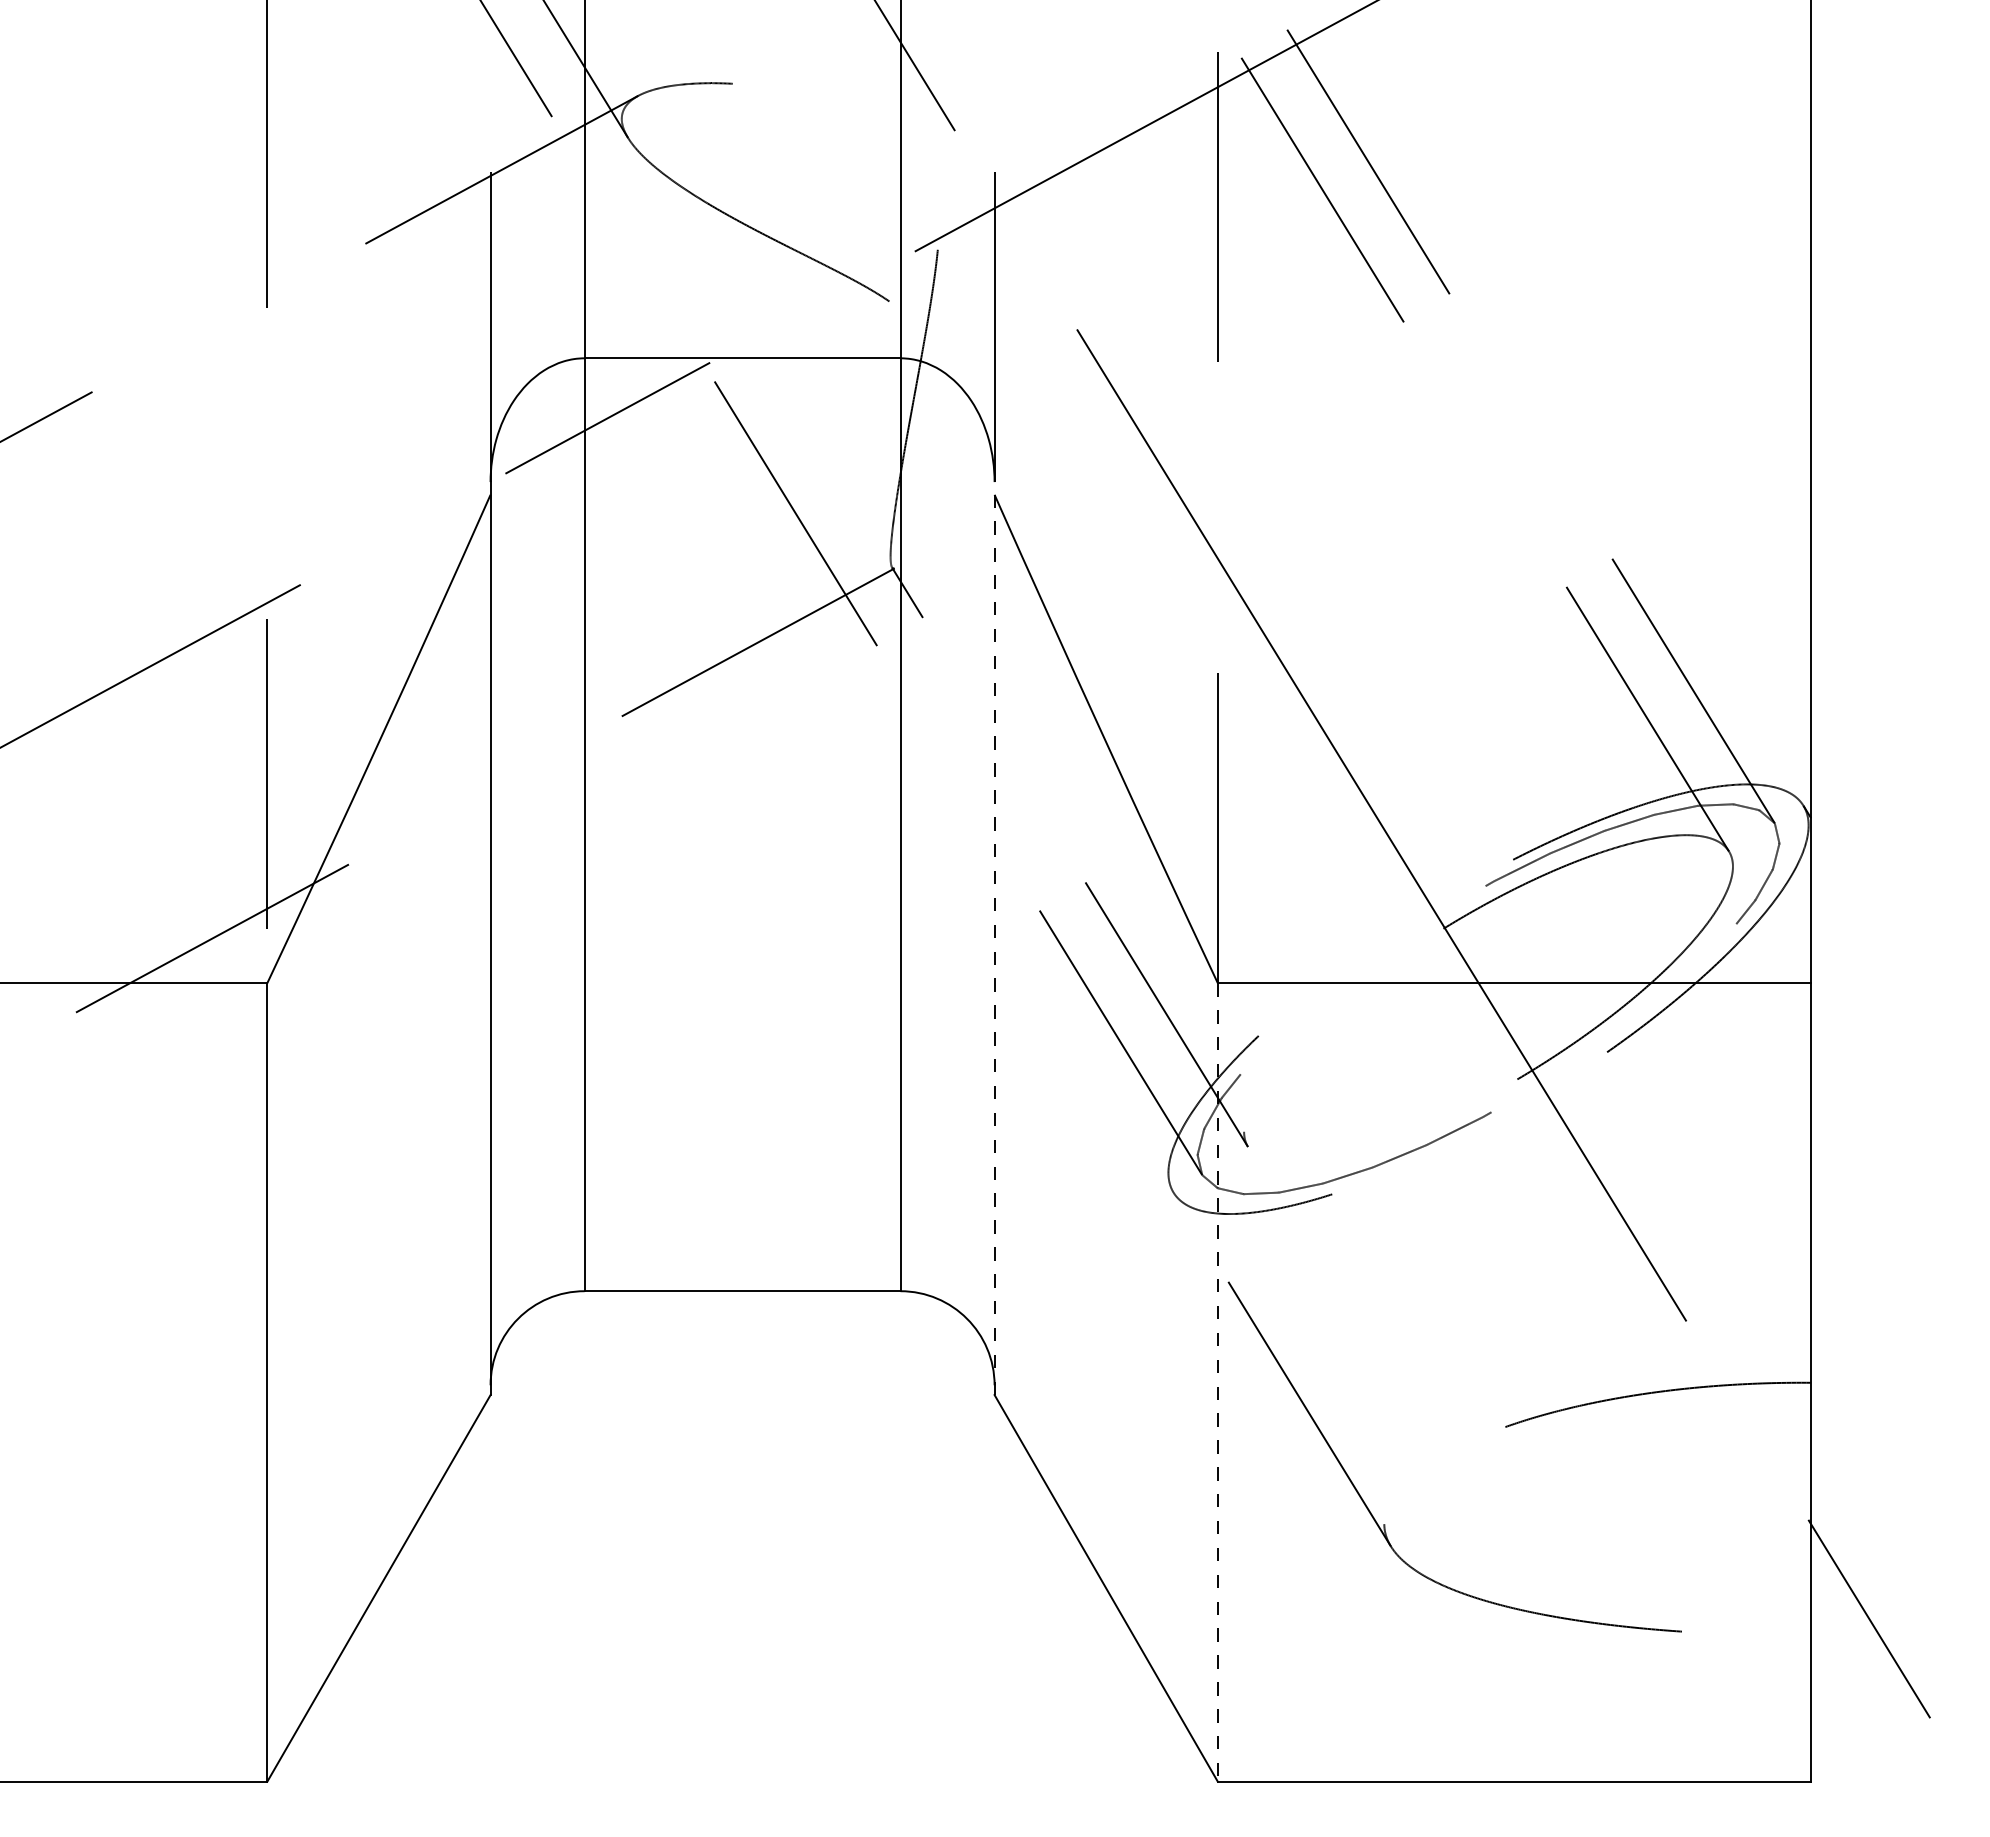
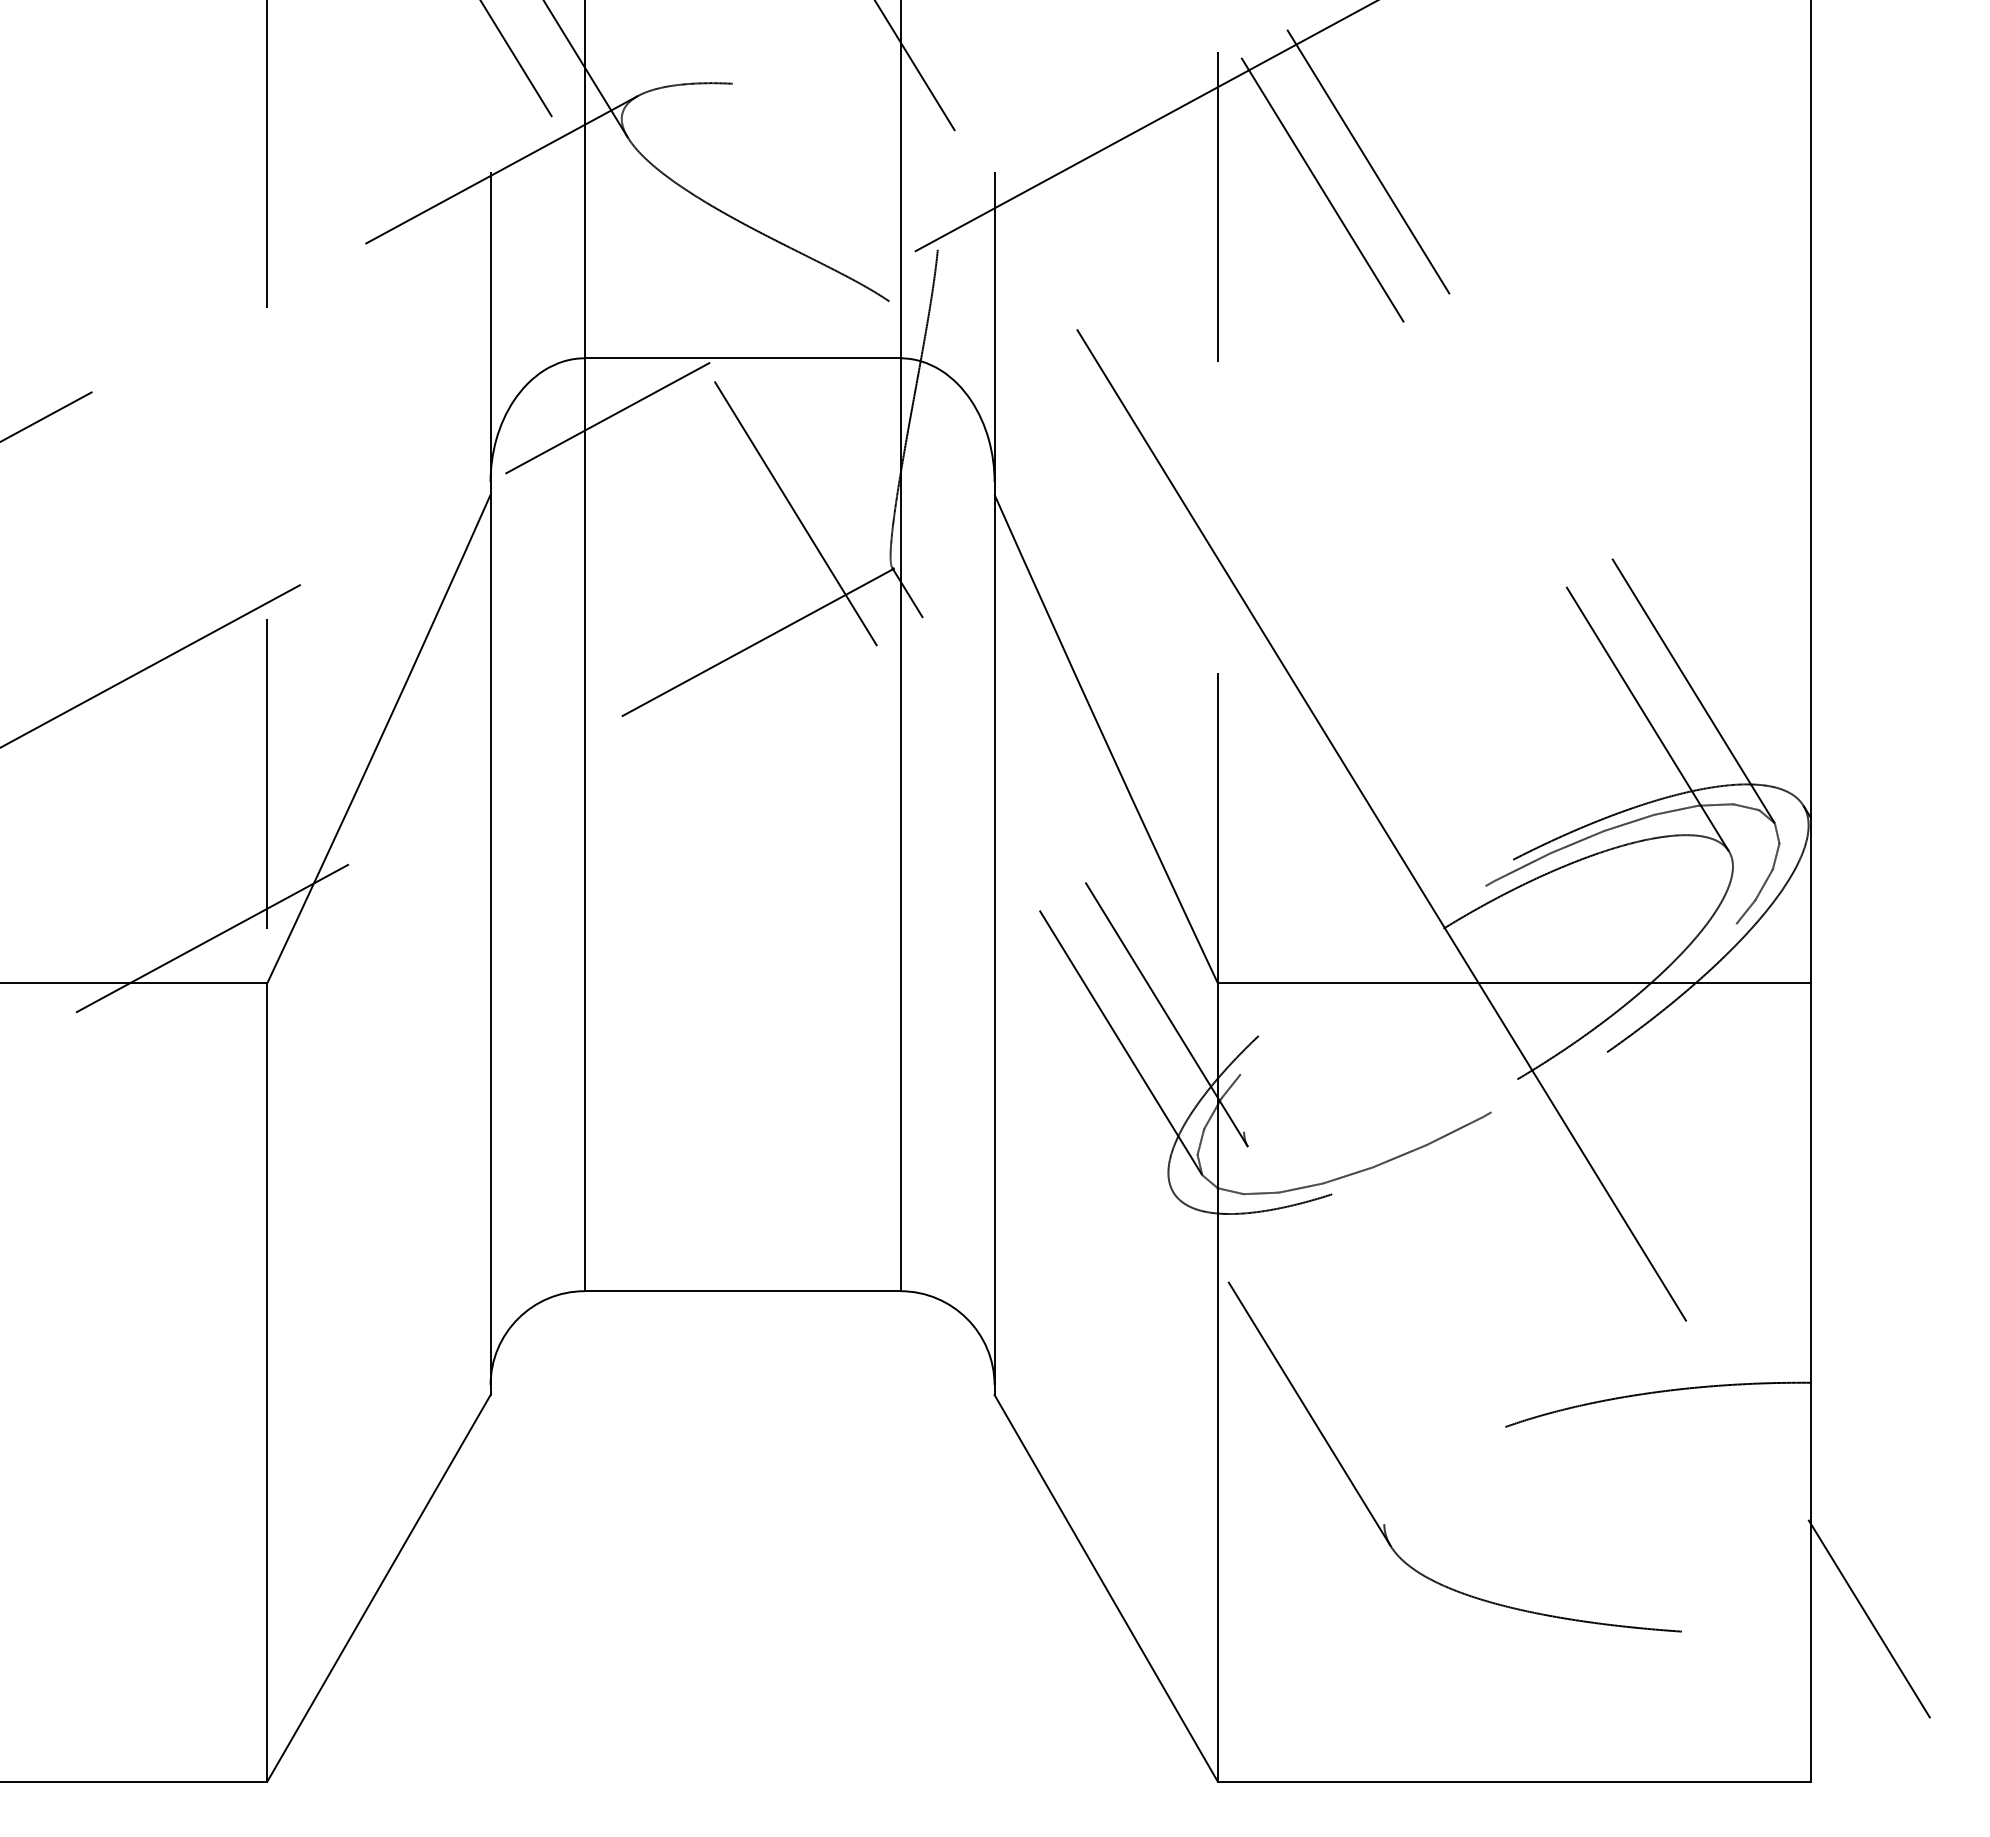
line: dashed -> solid (994, 938)
line: dashed -> solid (1217, 1383)
